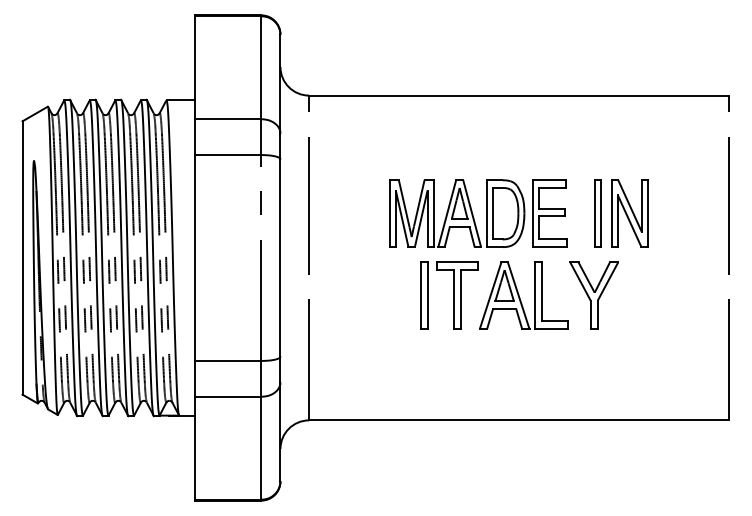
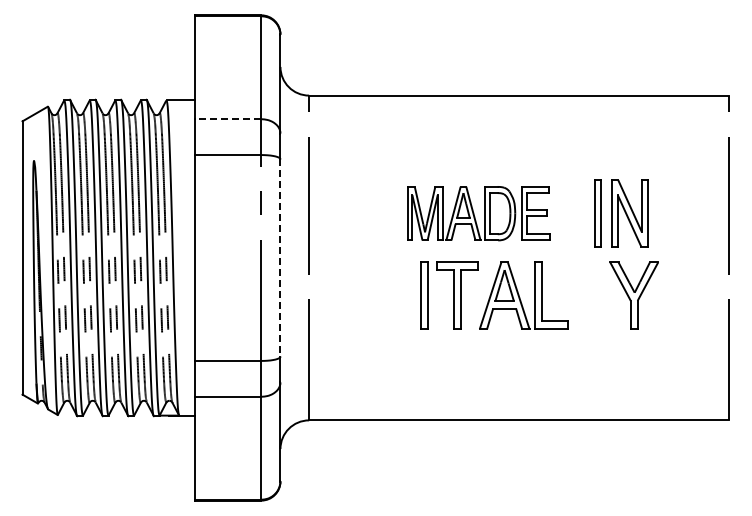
line: solid -> dashed (227, 119)
part size: 179x69 px -> 144x56 px (478, 213)
line: solid -> dashed (280, 258)
part position: (593, 295) -> (633, 295) (633, 295)
